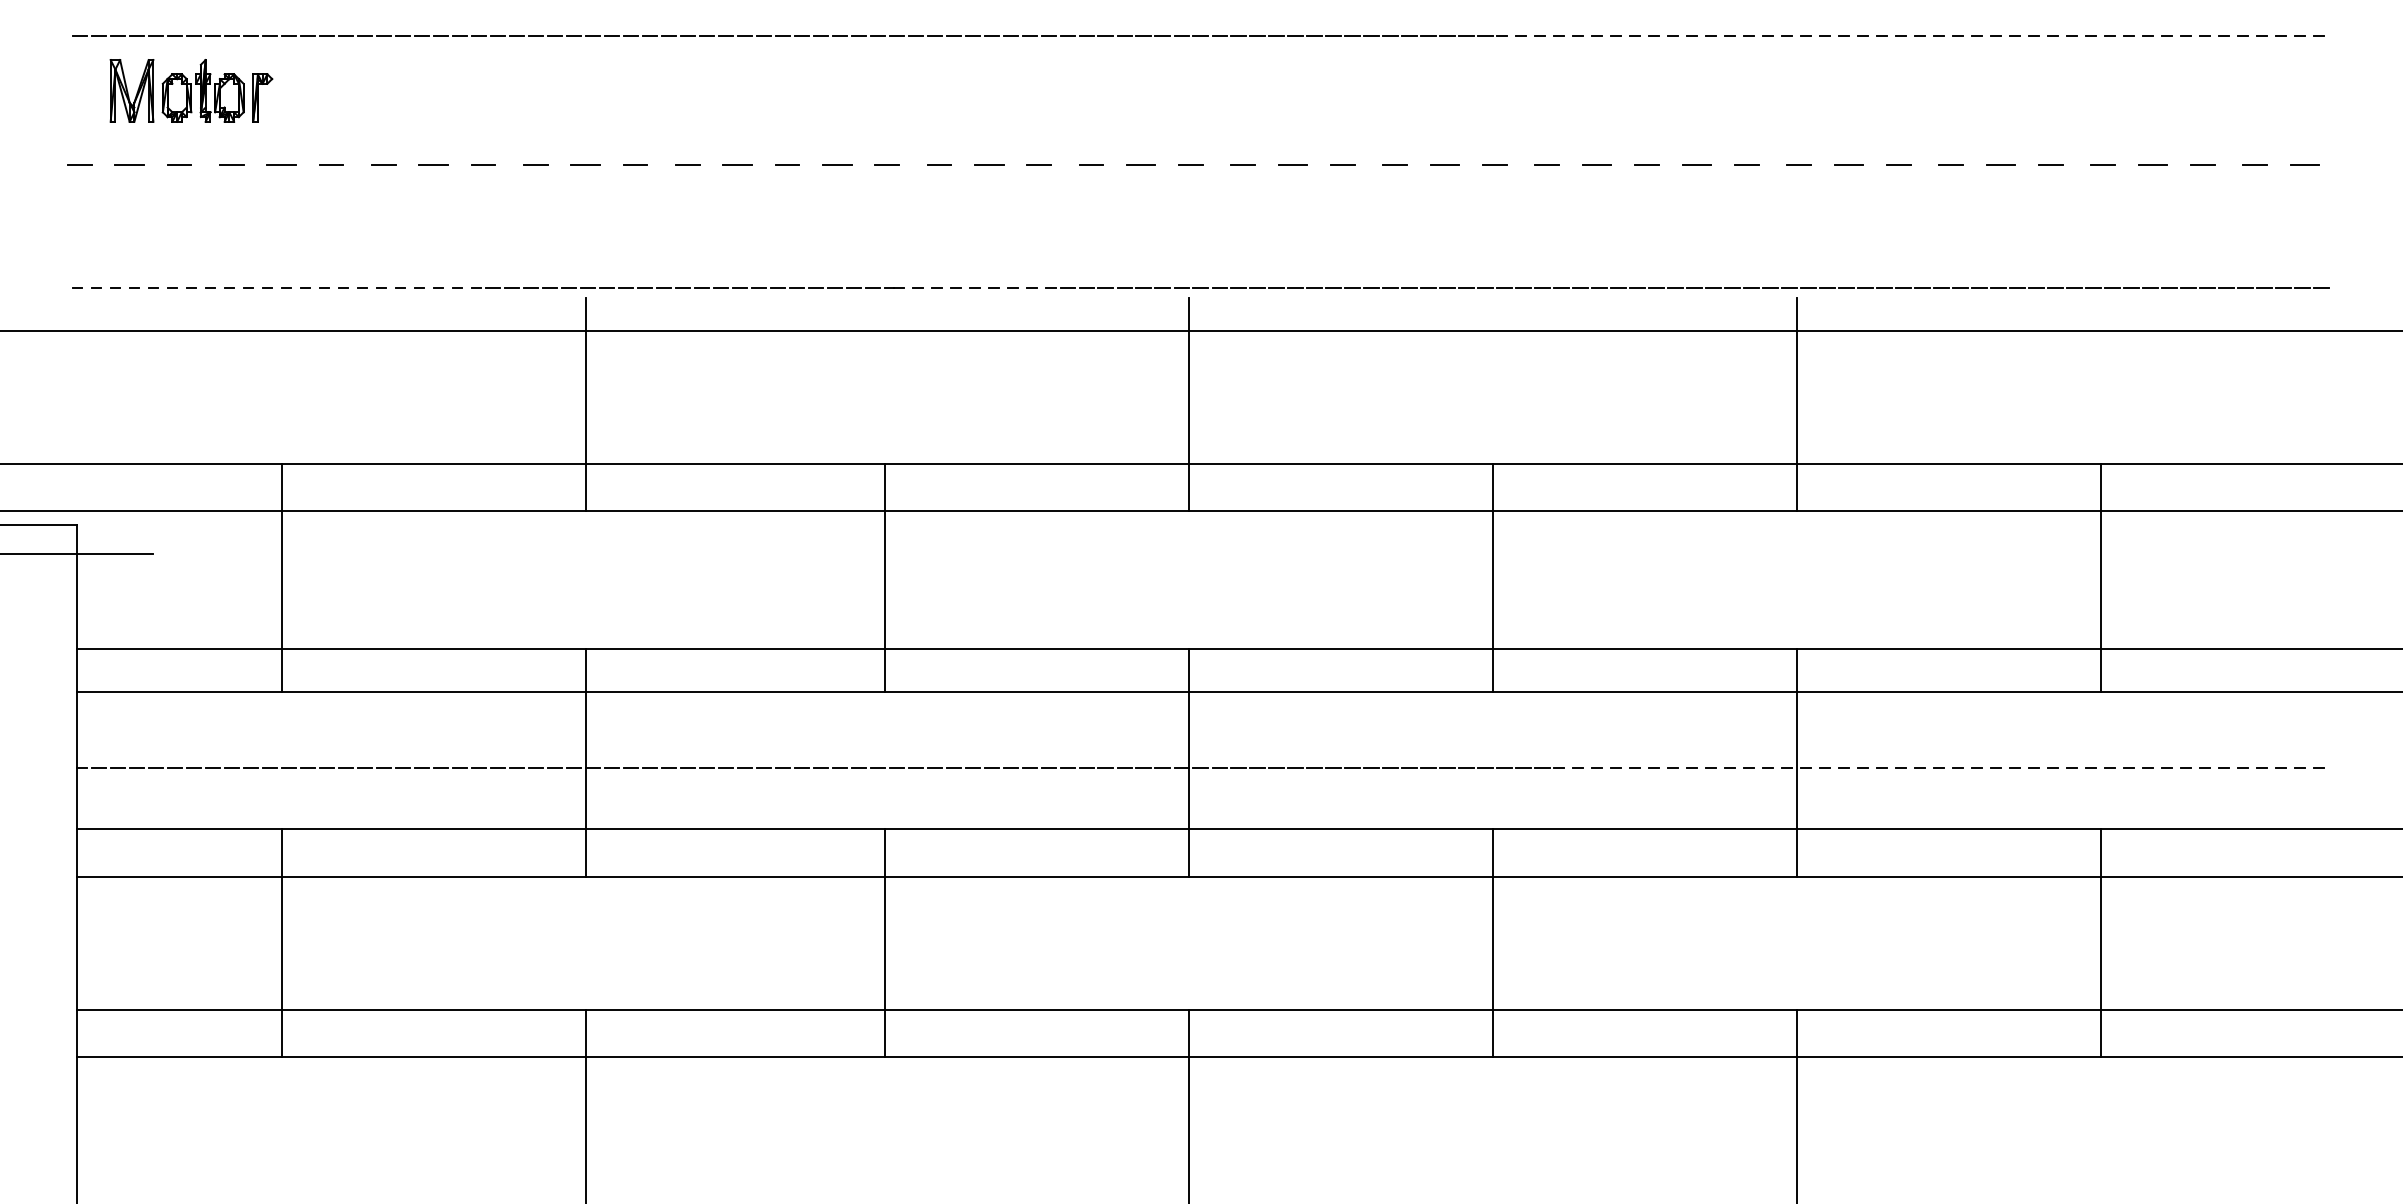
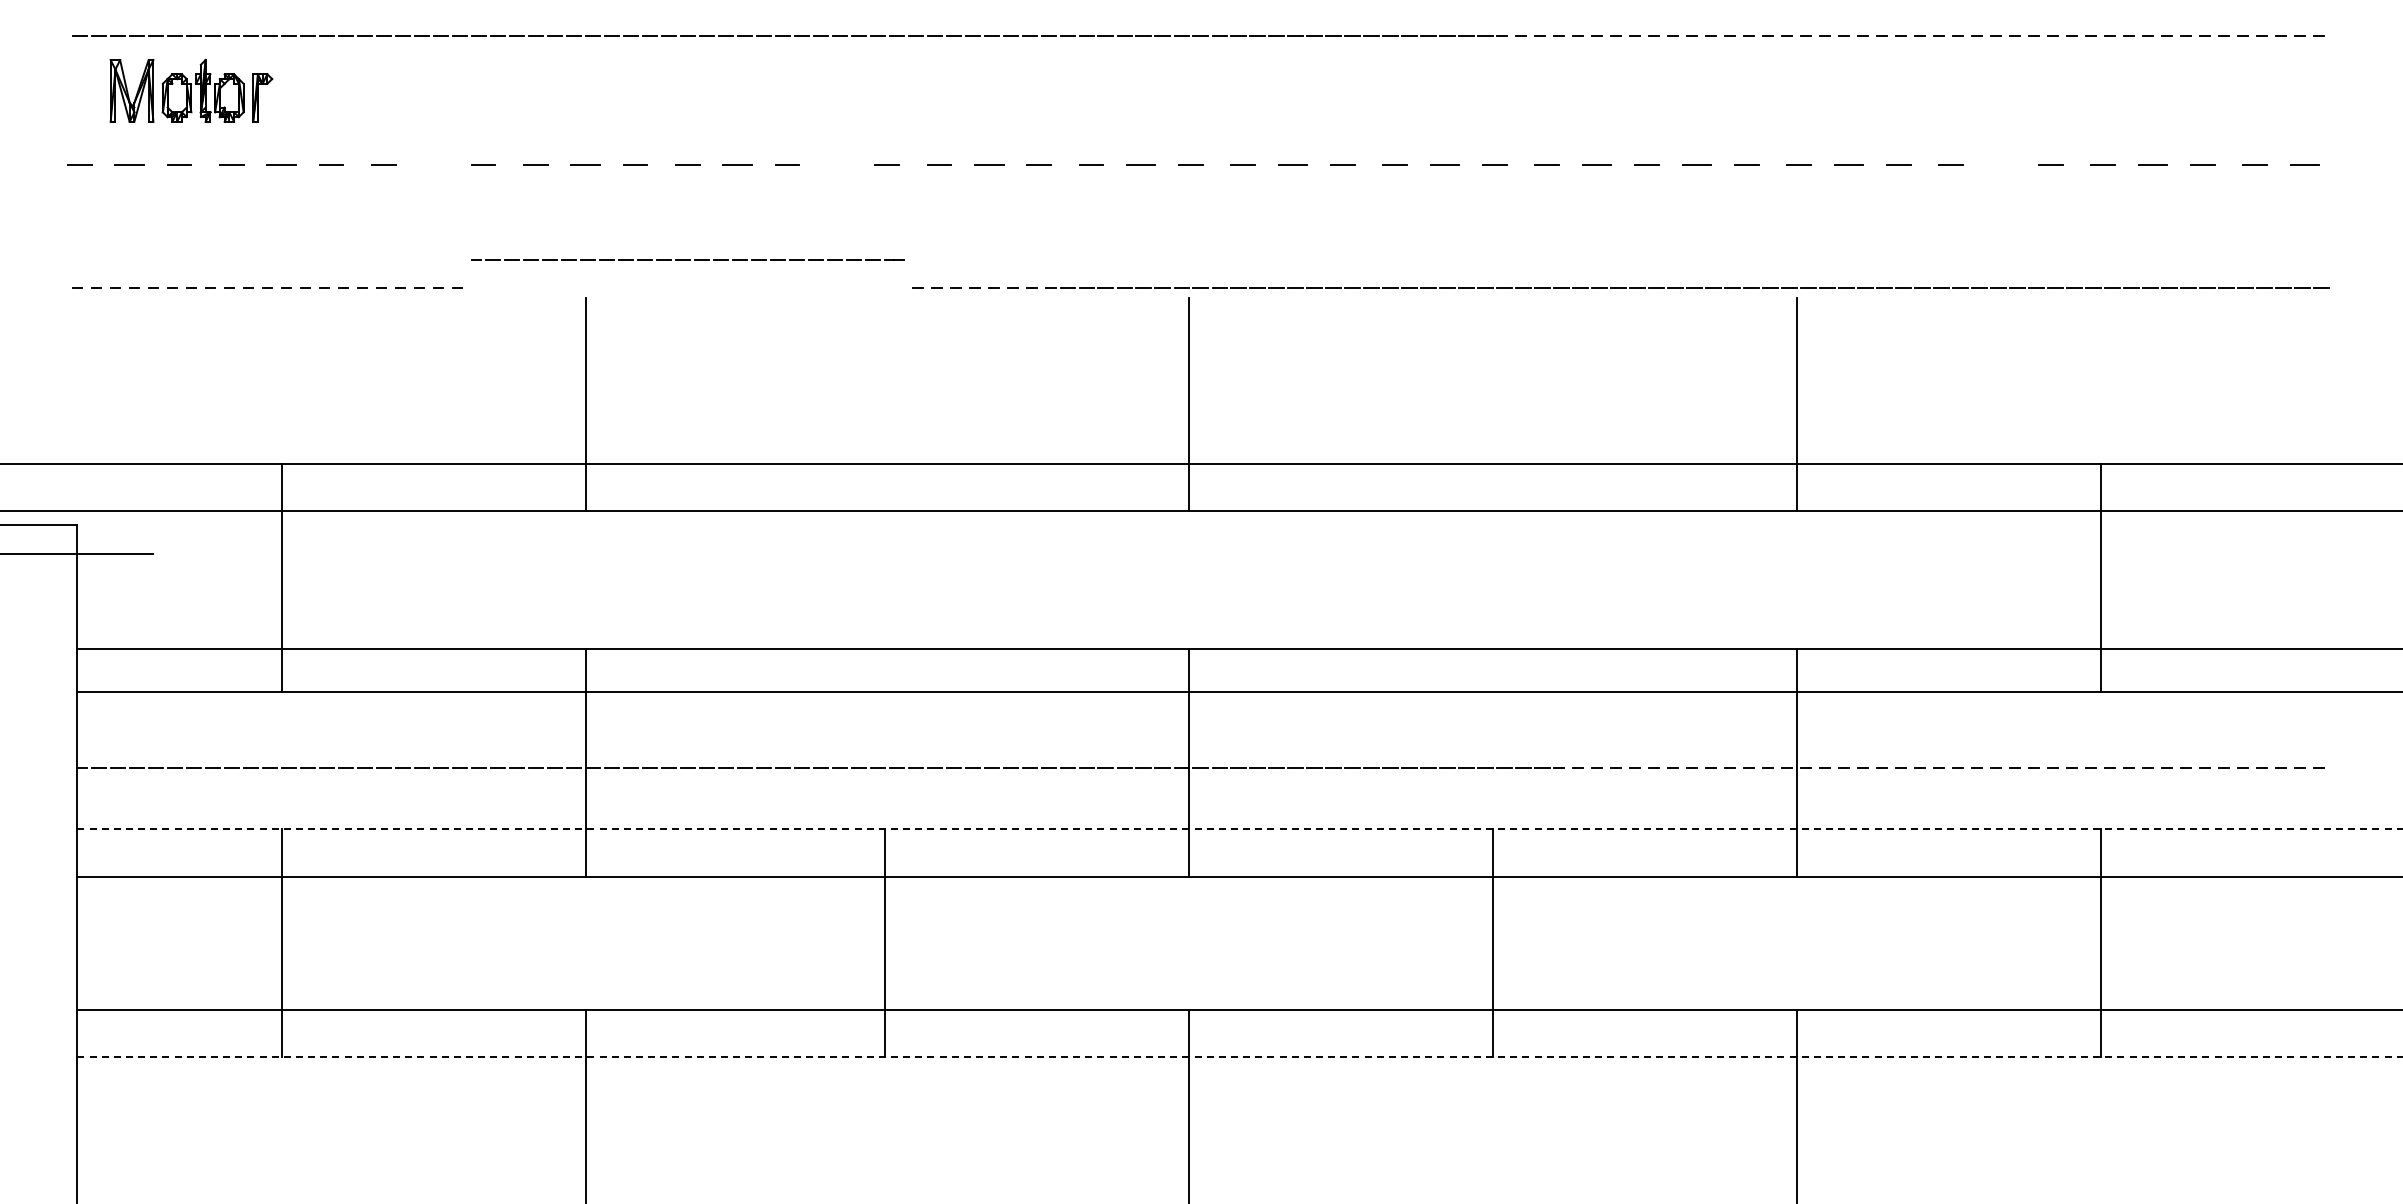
line: present -> none (433, 164)
line: present -> none (837, 164)
line: present -> none (2000, 164)
line position: (687, 287) -> (687, 259) (687, 259)
line: present -> none (1200, 330)
line: present -> none (884, 577)
line: present -> none (1492, 577)
line: solid -> dashed (1240, 829)
line: solid -> dashed (1240, 1057)
